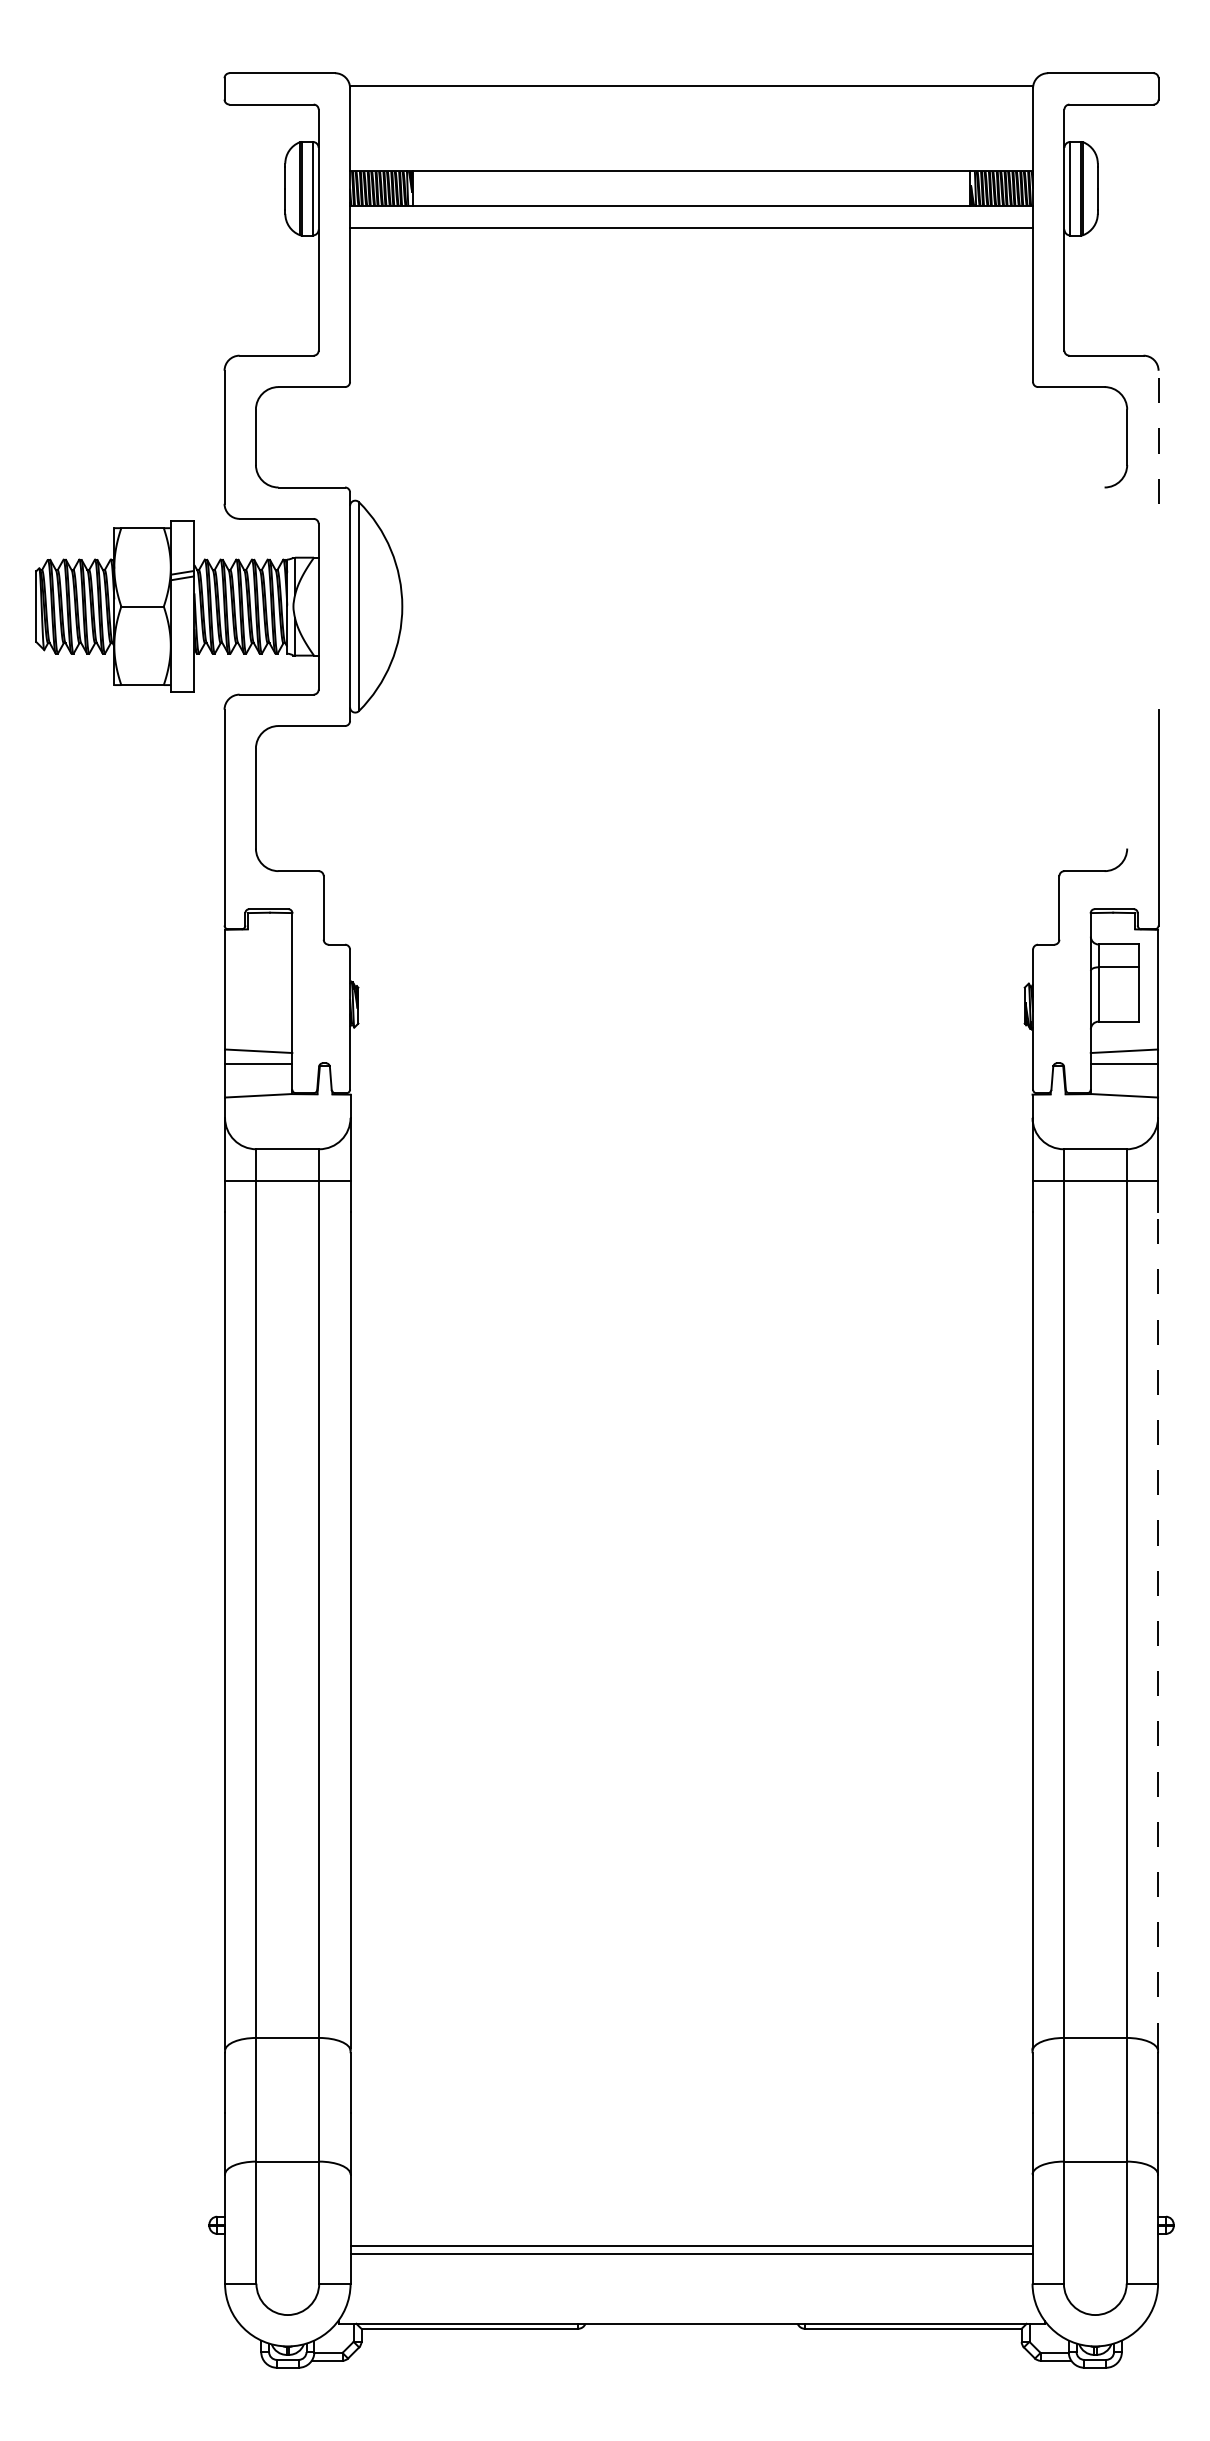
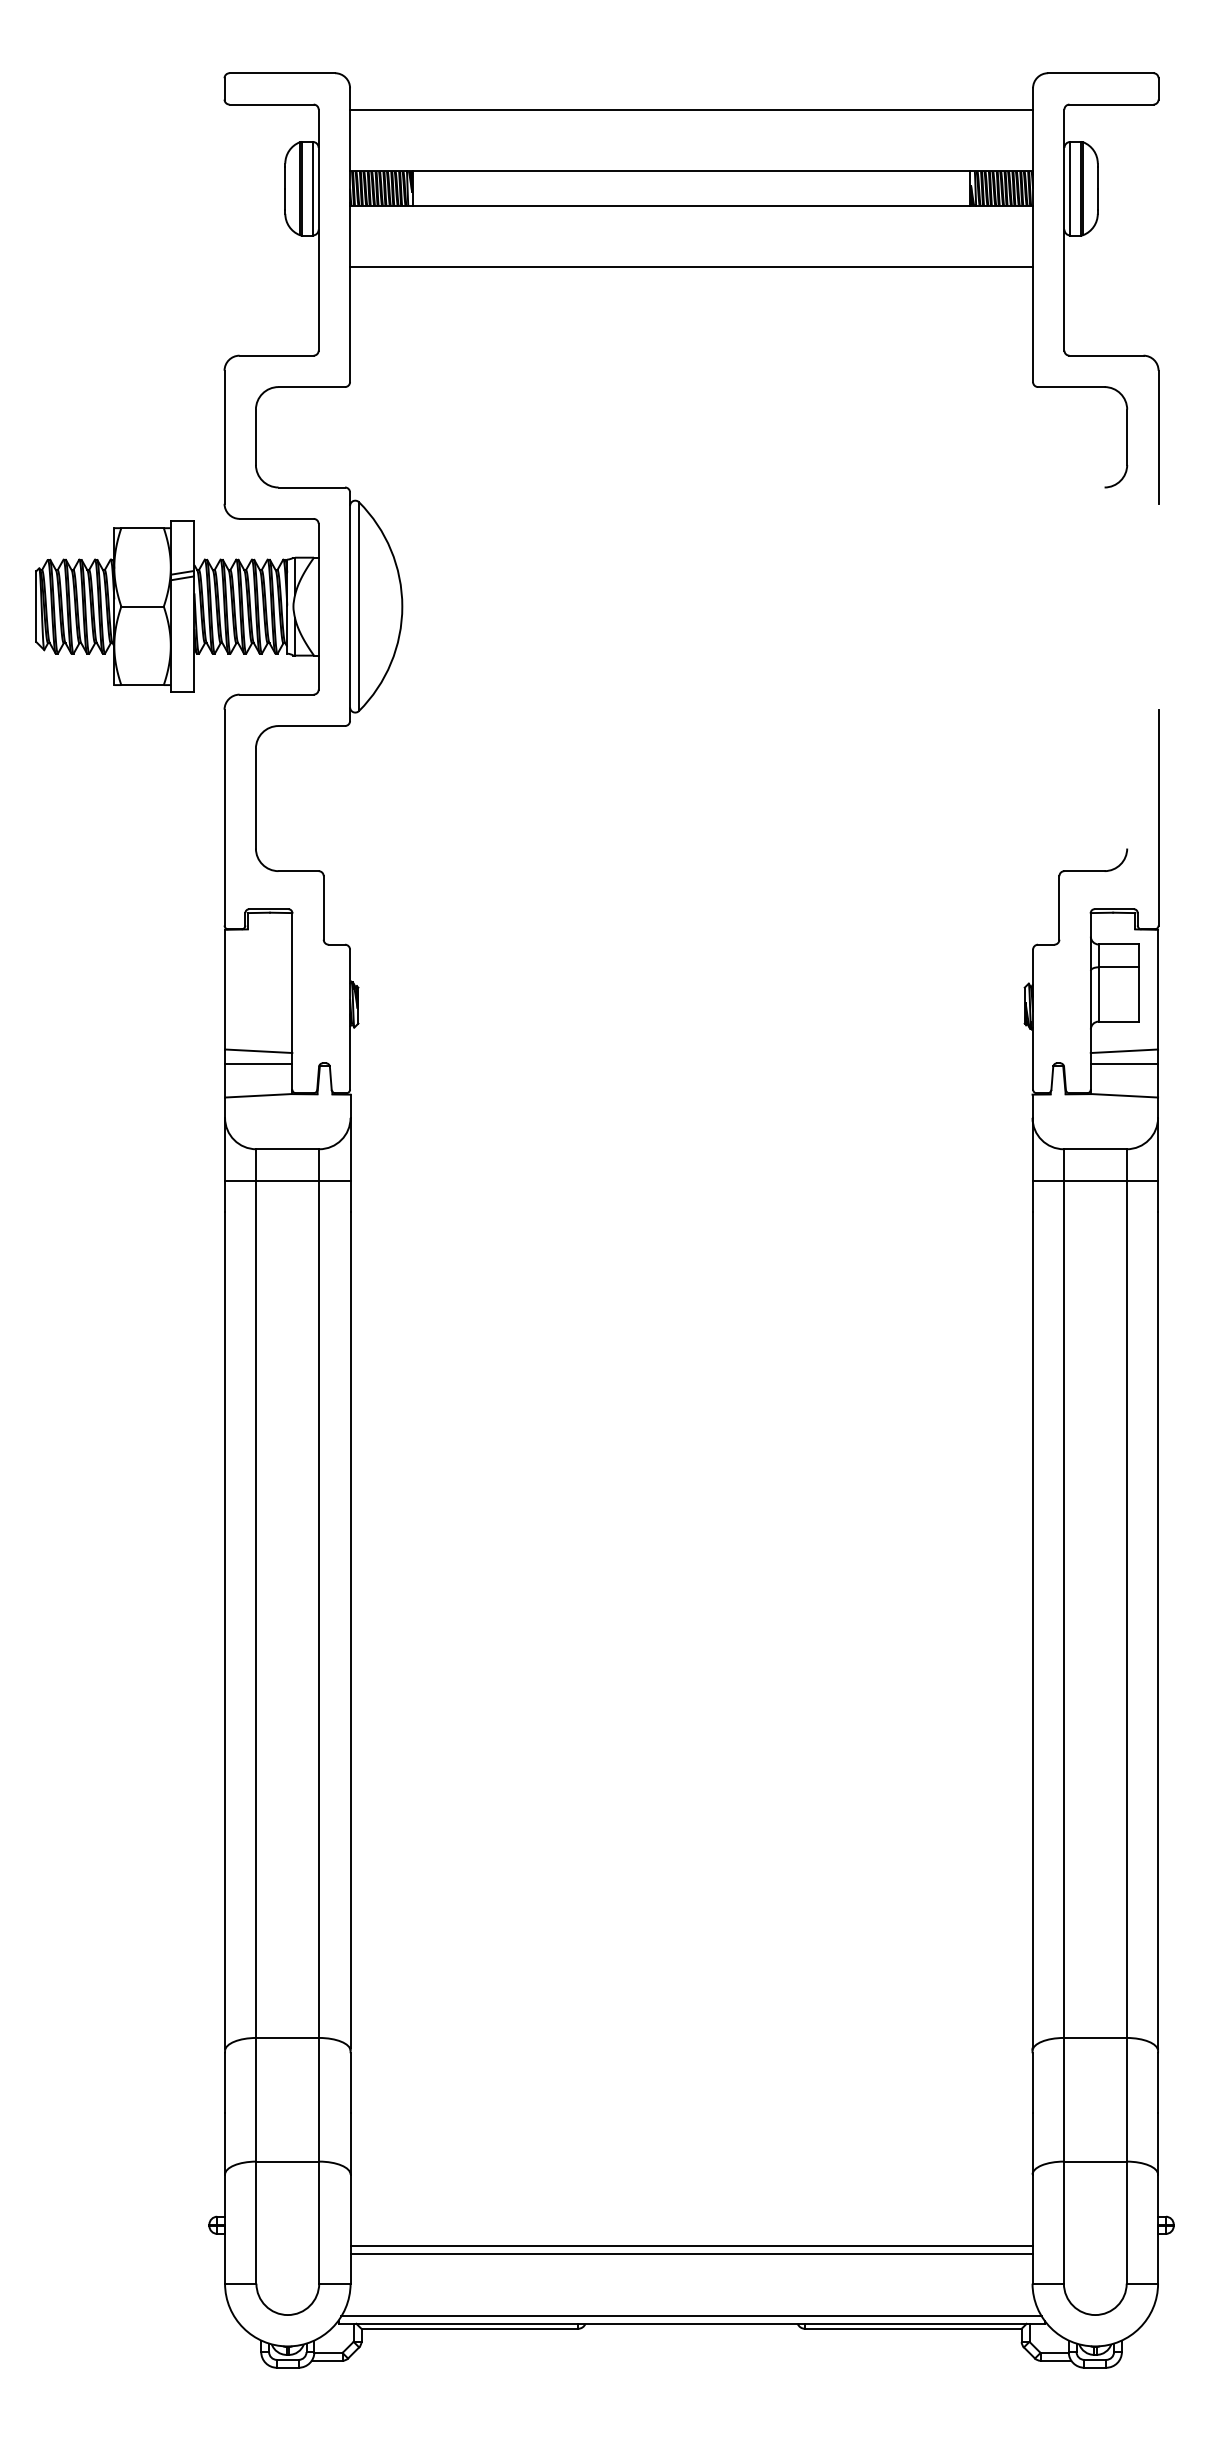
line position: (691, 86) -> (691, 110) (691, 110)
line position: (691, 228) -> (691, 267) (691, 267)
line: dashed -> solid (1158, 437)
line: dashed -> solid (1158, 1629)
line: none -> present (691, 2316)
